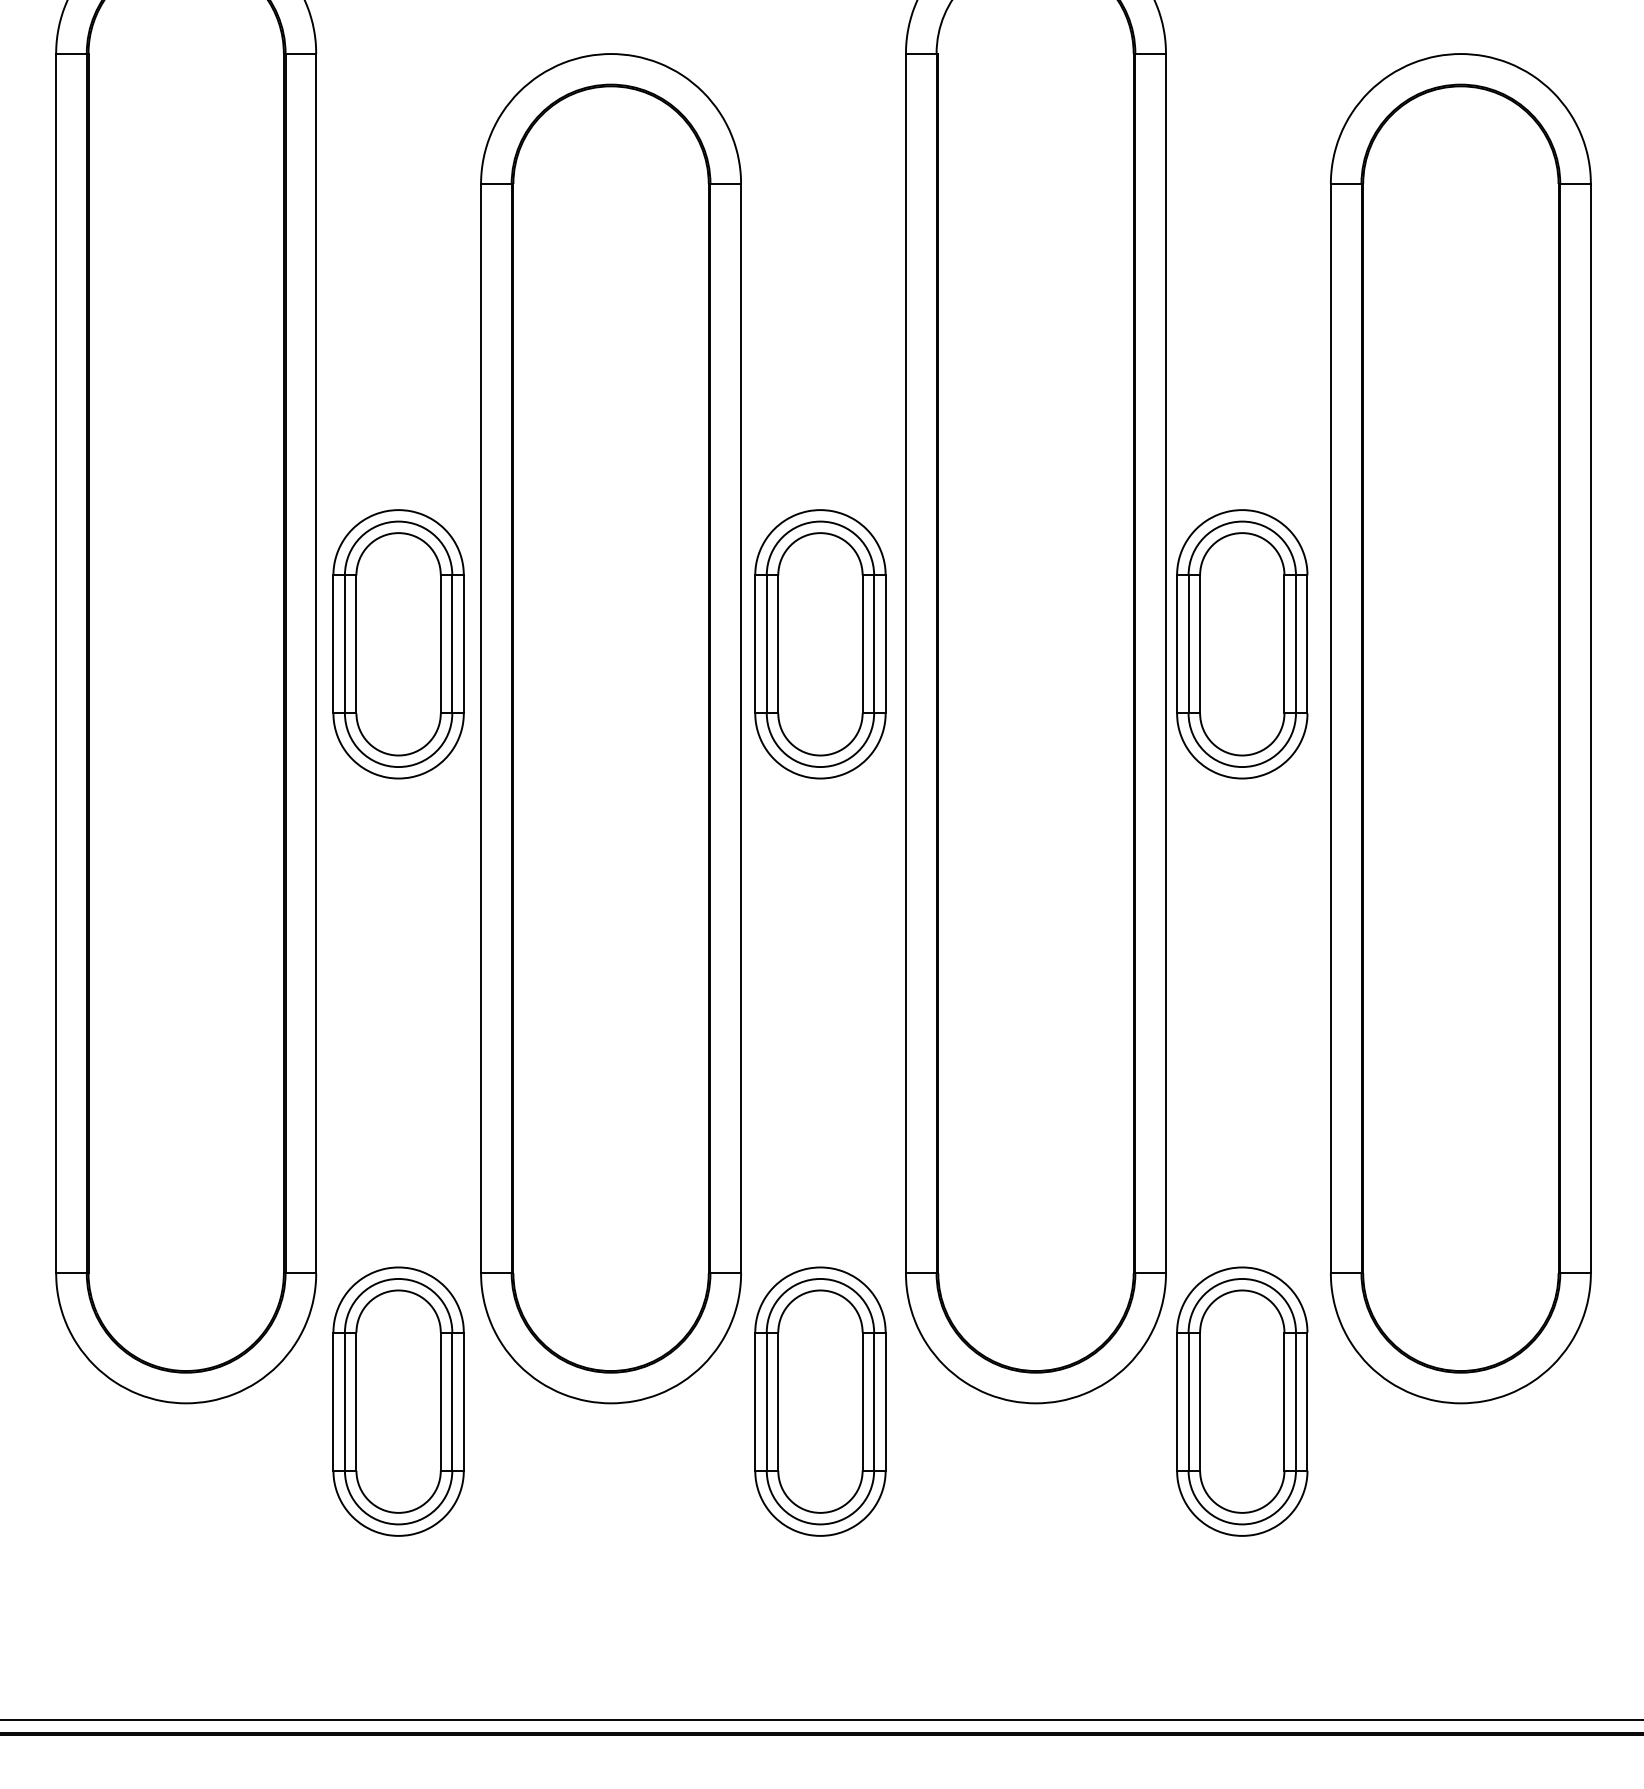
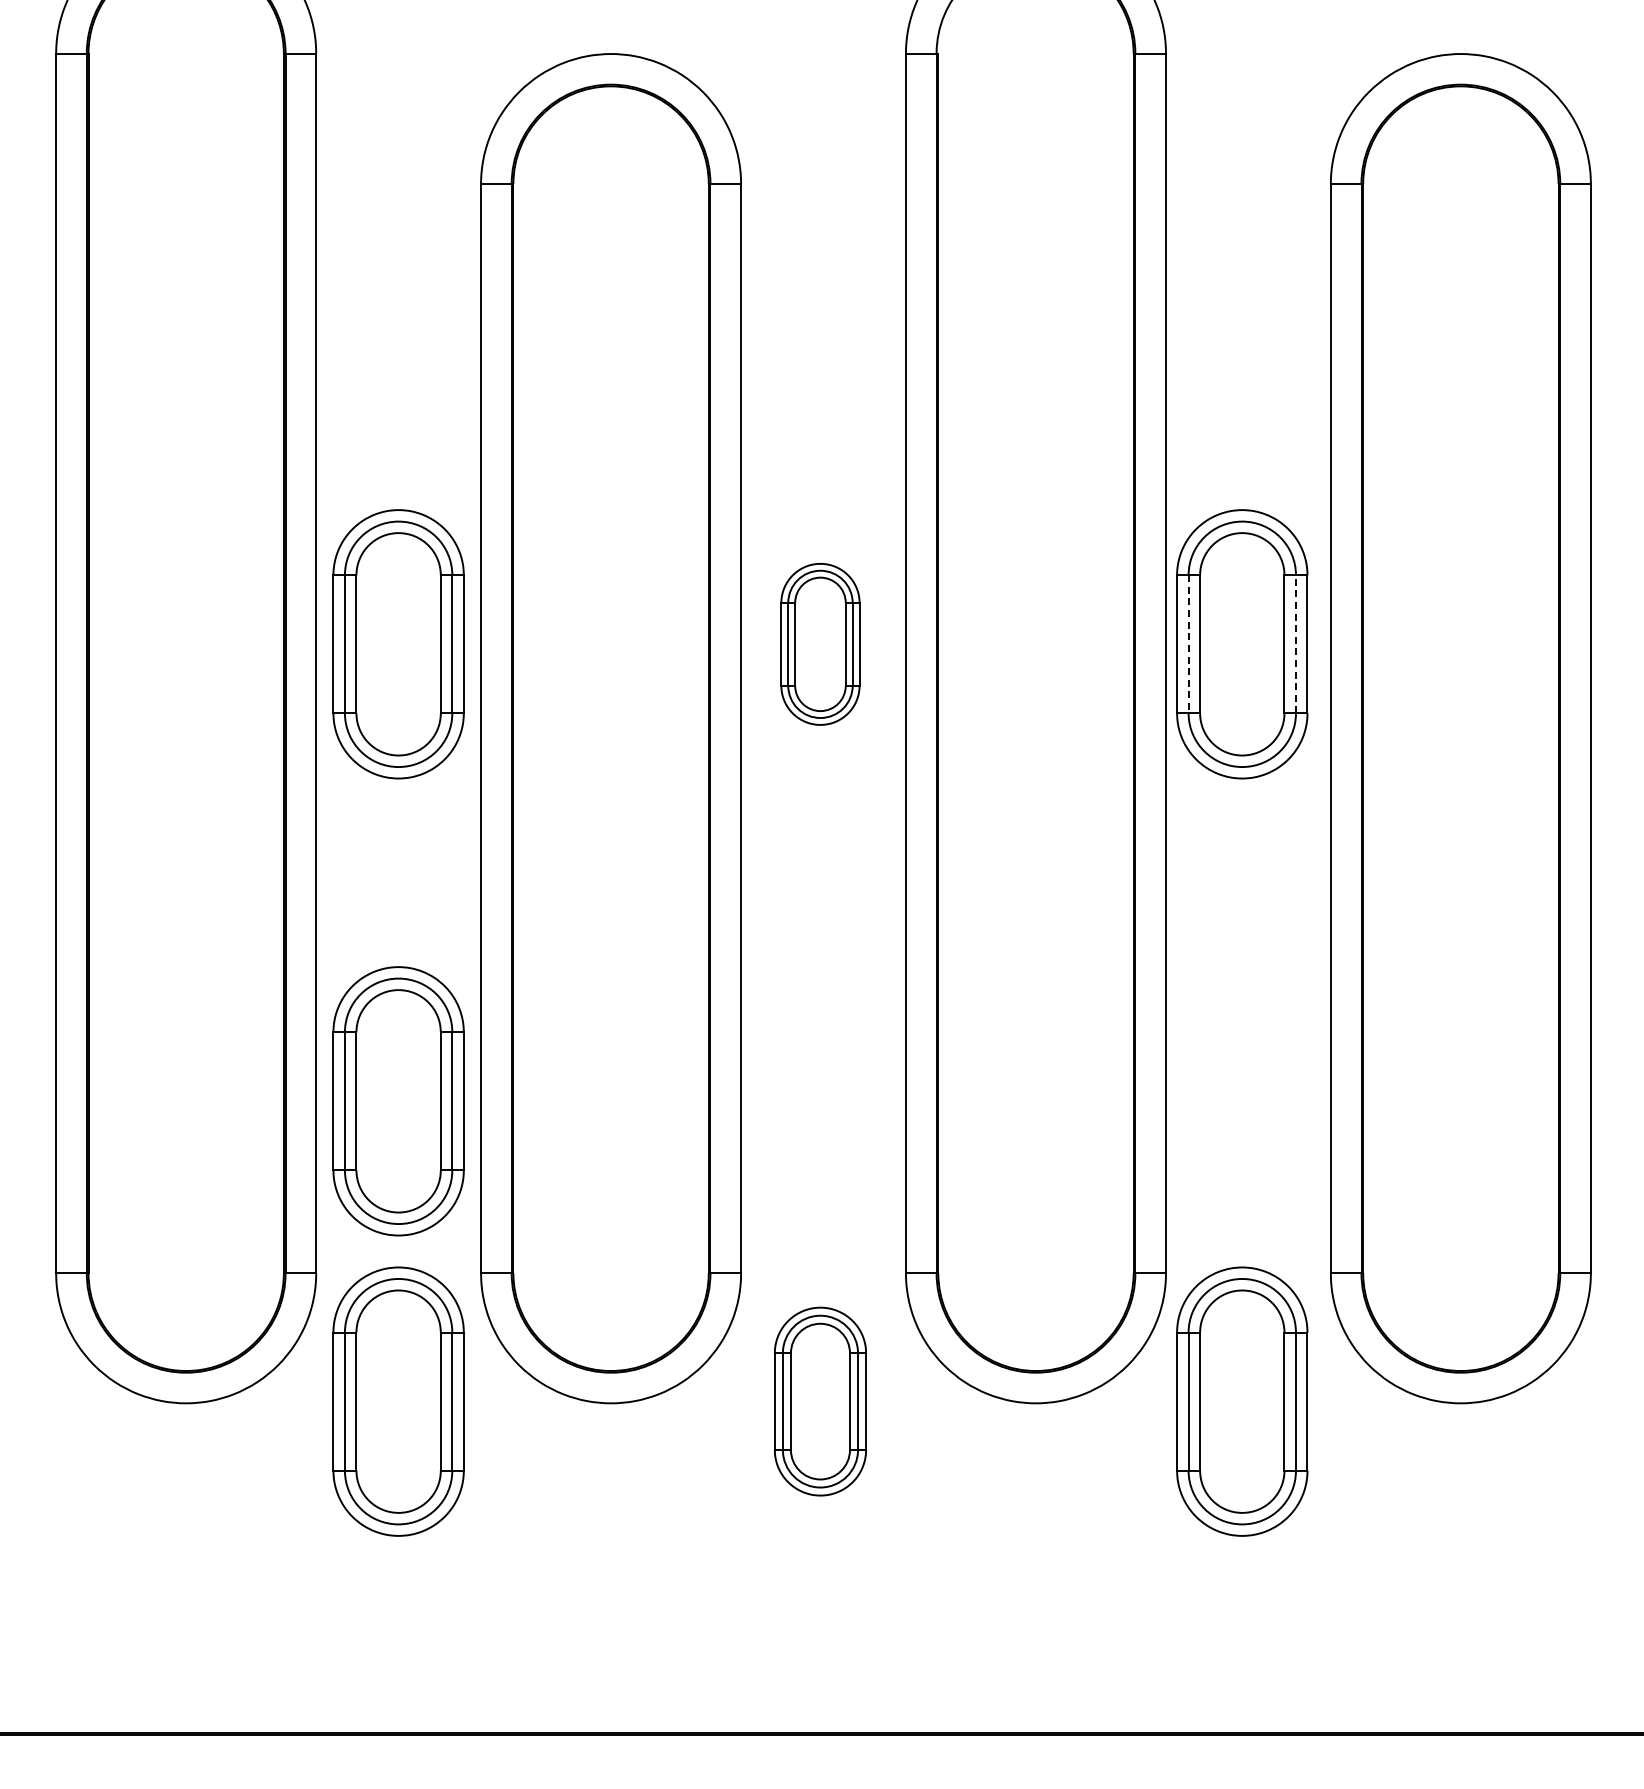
line: solid -> dashed (1295, 643)
part size: 133x271 px -> 81x163 px (820, 644)
line: solid -> dashed (1188, 644)
part: none -> present (398, 1101)
part size: 133x271 px -> 93x191 px (820, 1401)
line: present -> none (821, 1720)
